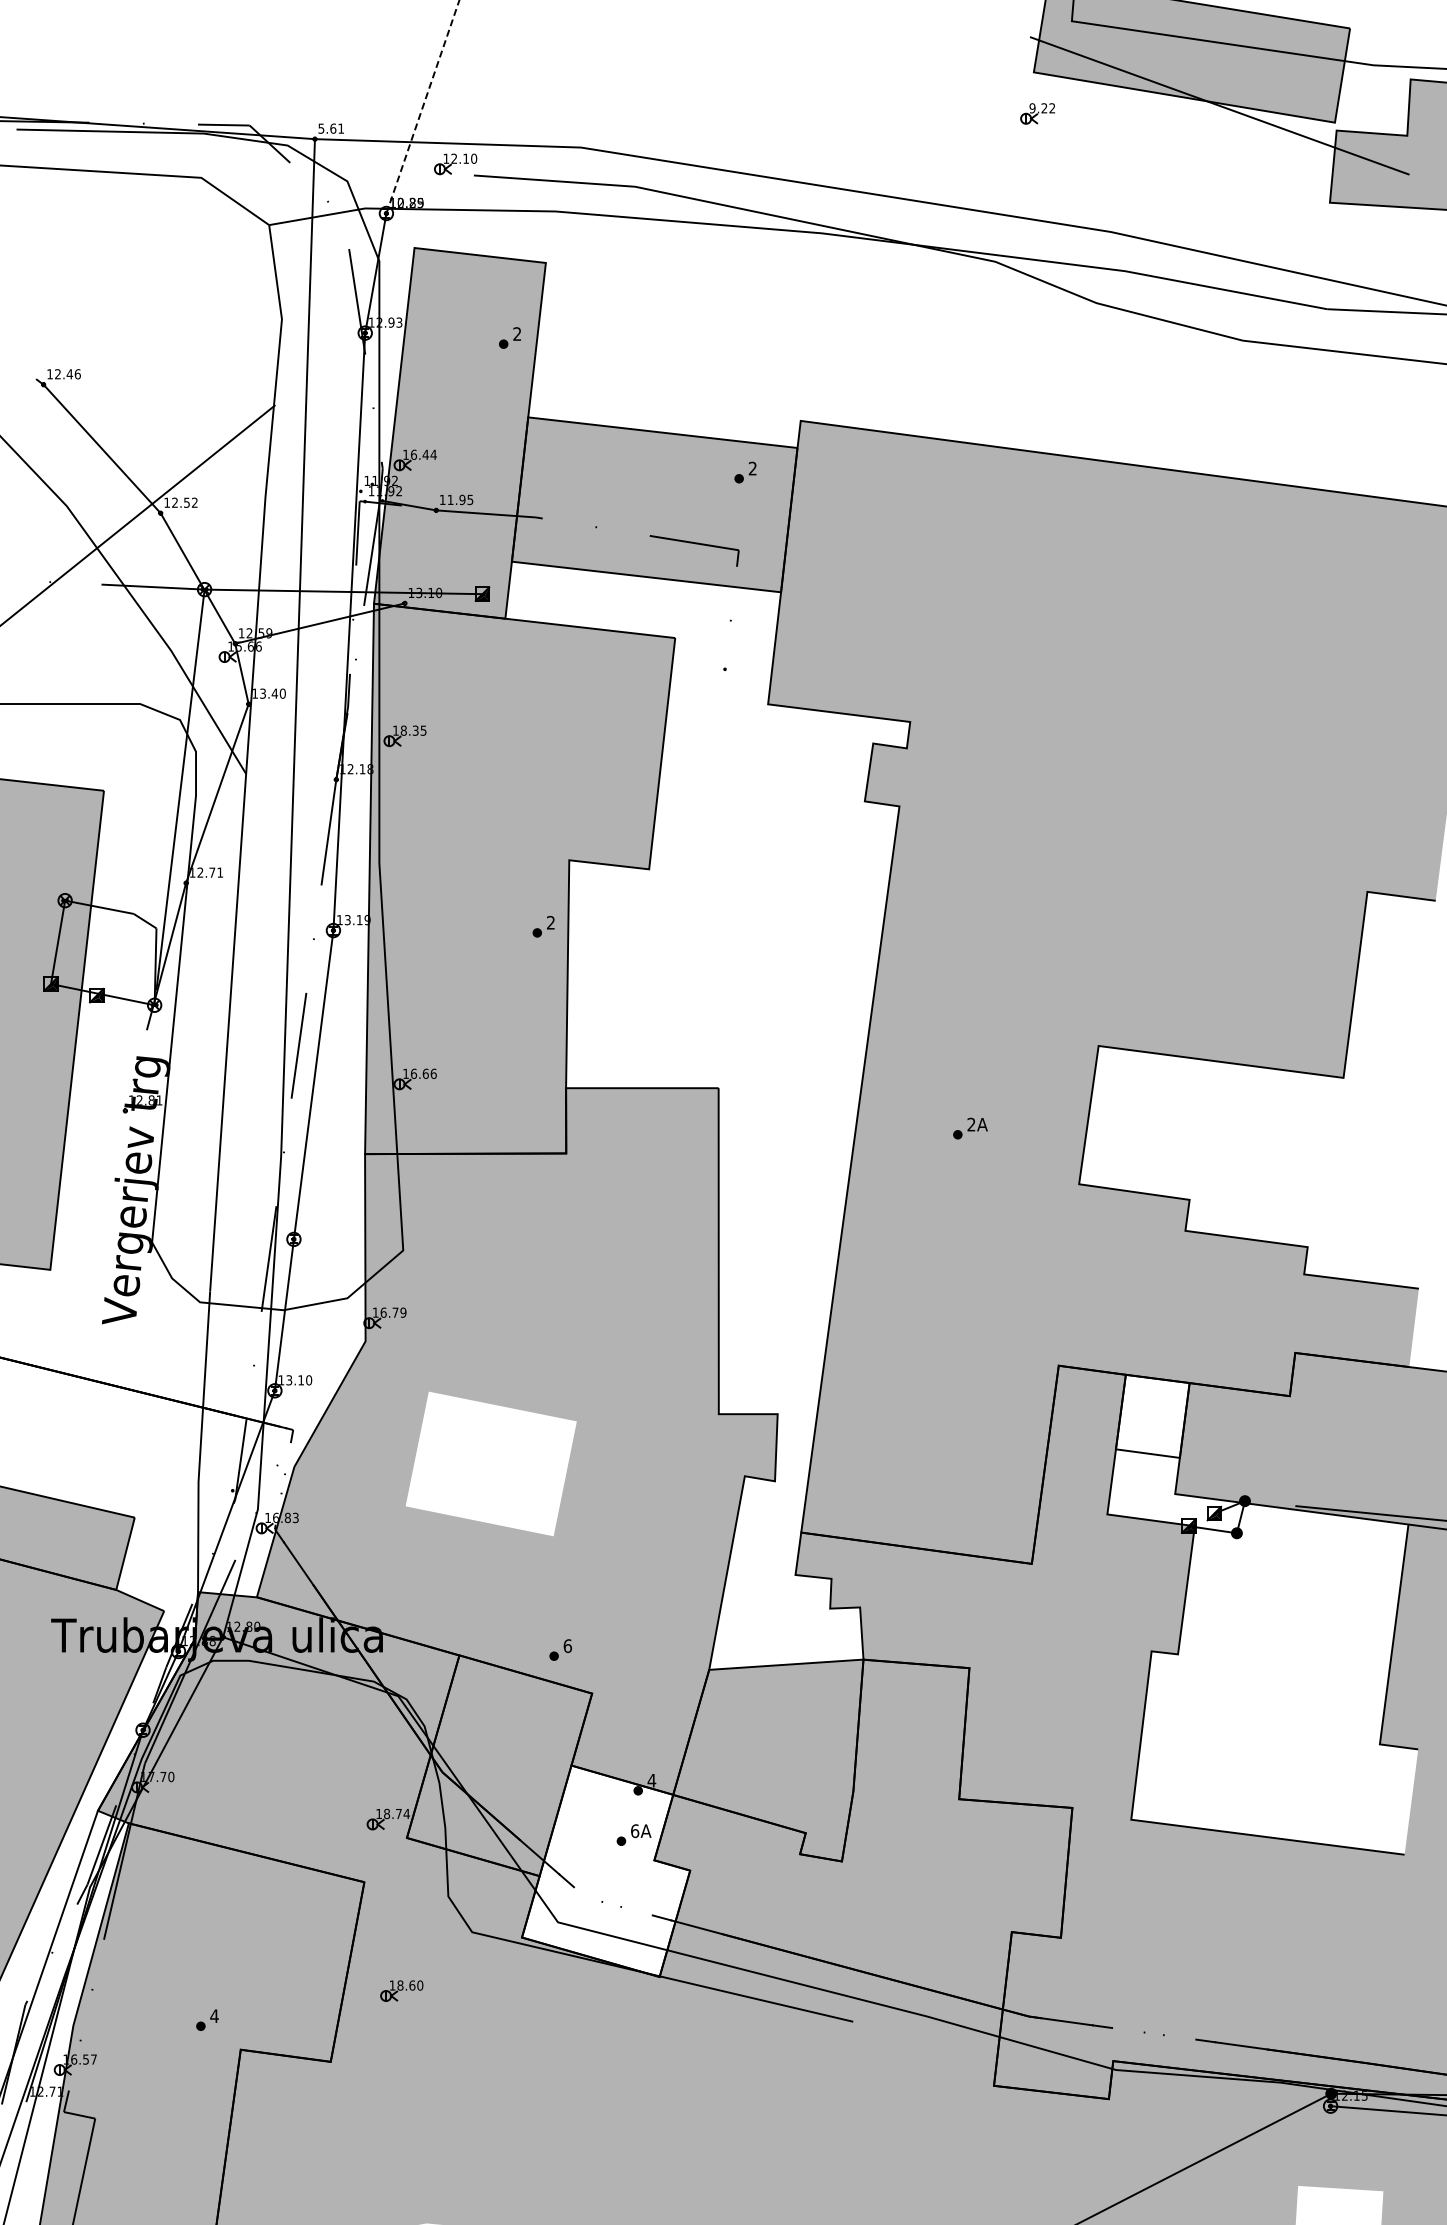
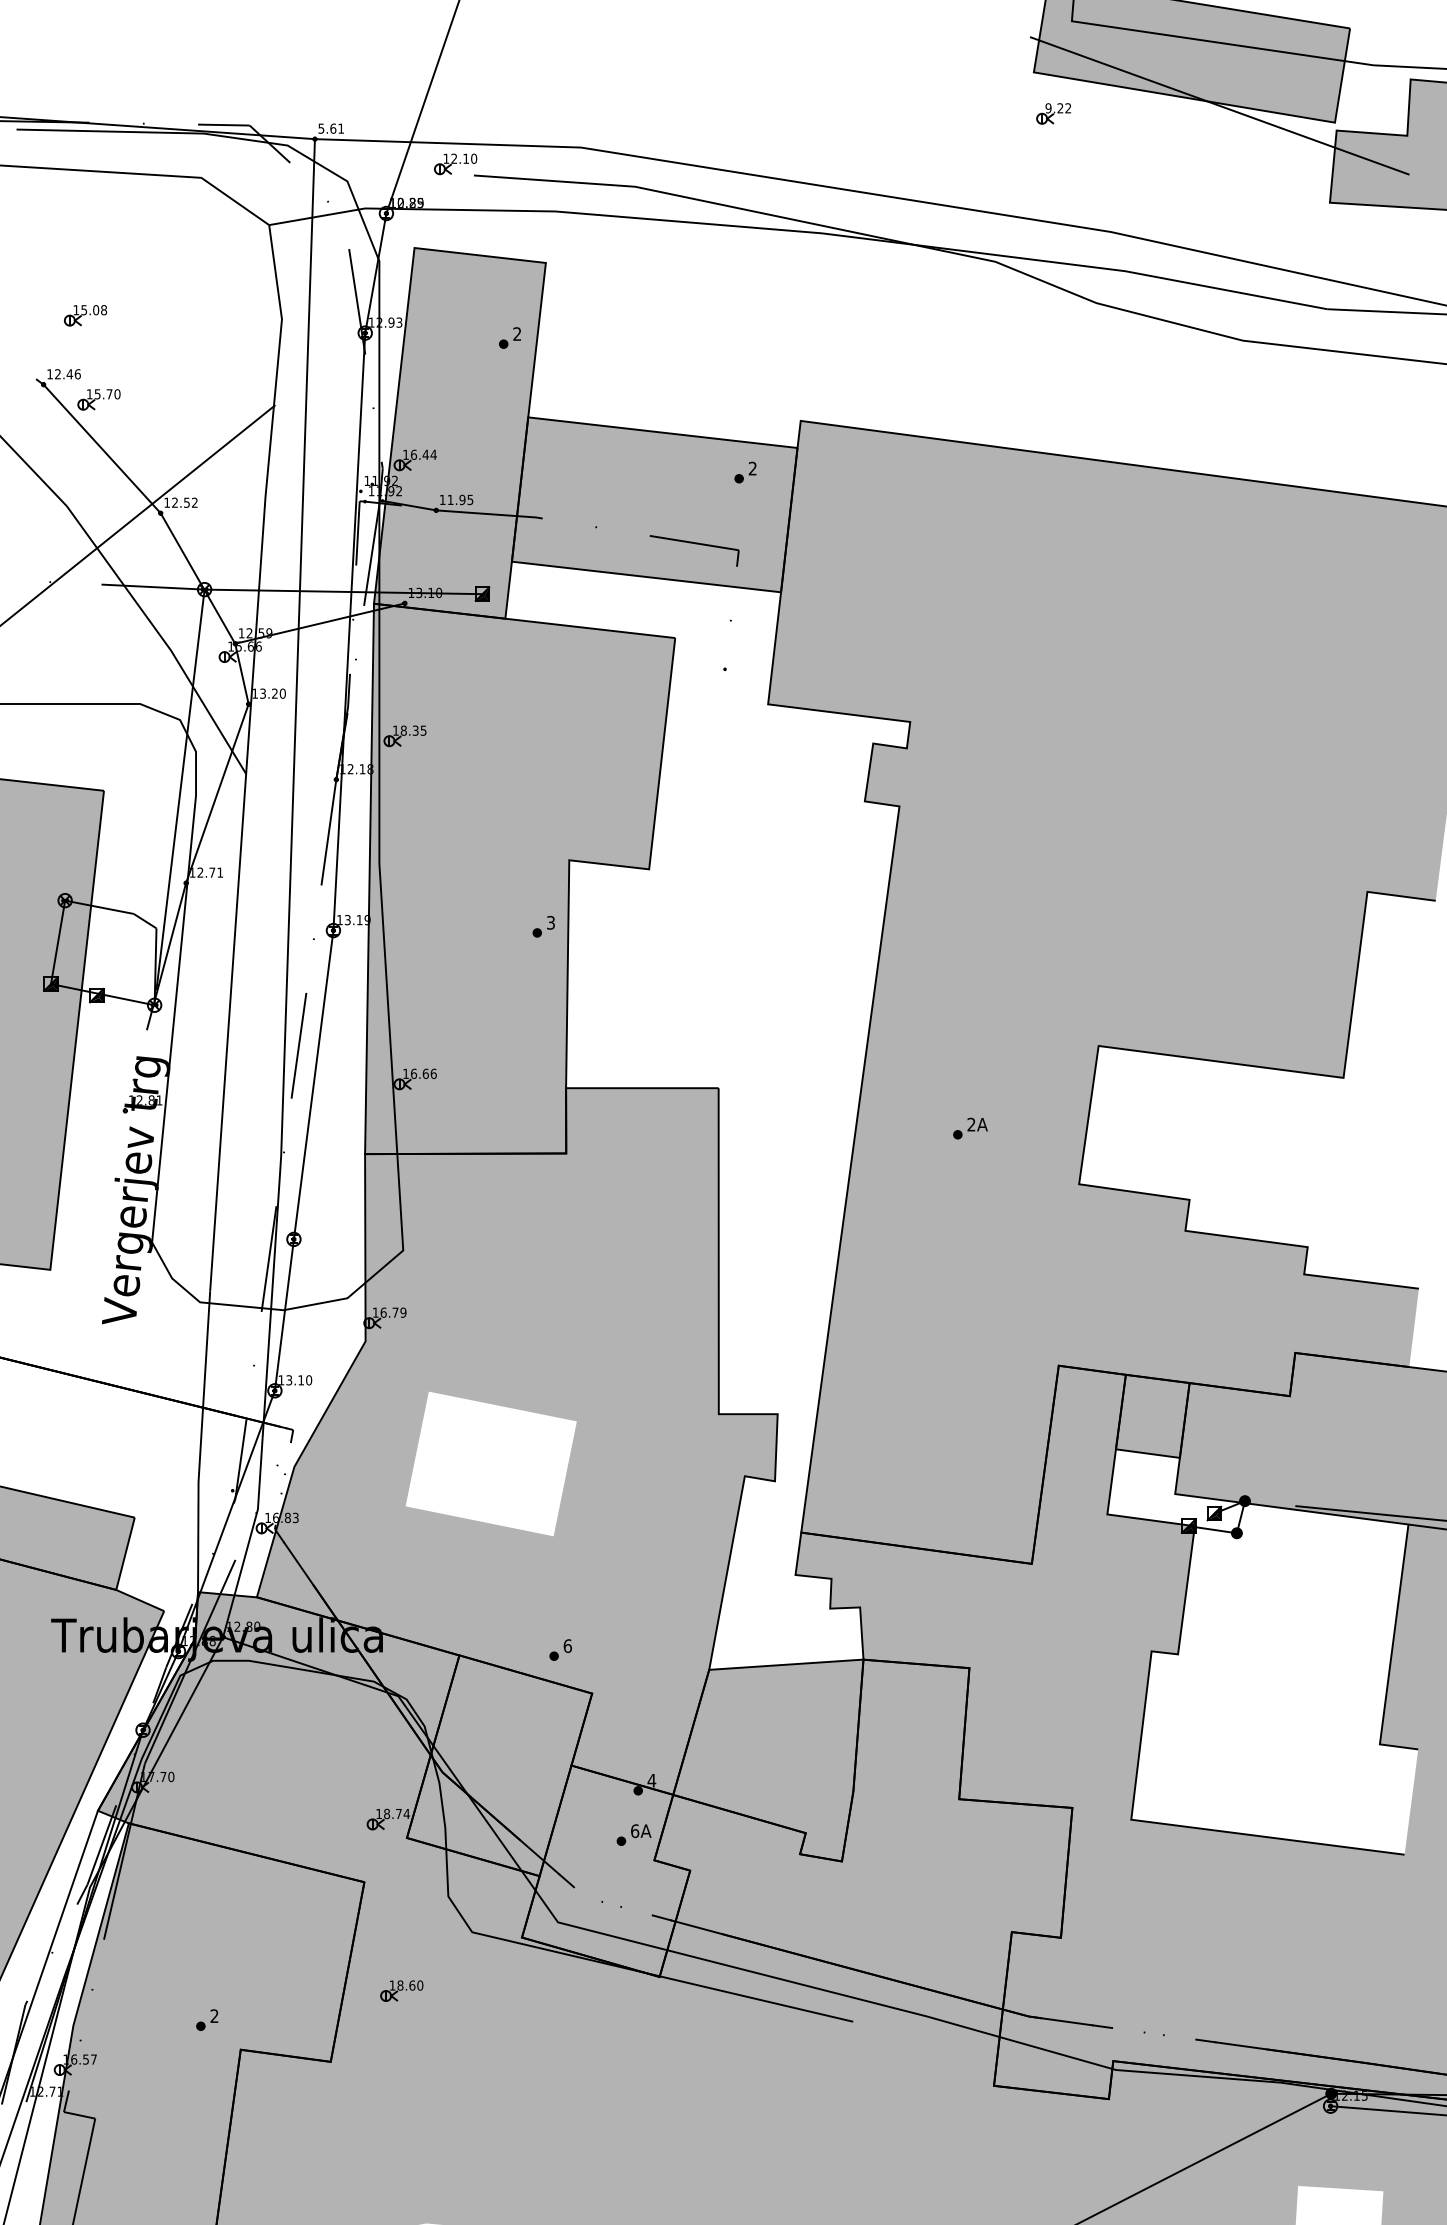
line: dashed -> solid (423, 106)
part position: (1037, 113) -> (1053, 113) (1053, 113)
part: none -> present (85, 315)
part: none -> present (98, 399)
text: 13.40 -> 13.20 (274, 693)
text: 2 -> 3 (550, 923)
fill: none -> present (1152, 1415)
fill: none -> present (606, 1871)
text: 4 -> 2 (214, 2015)
